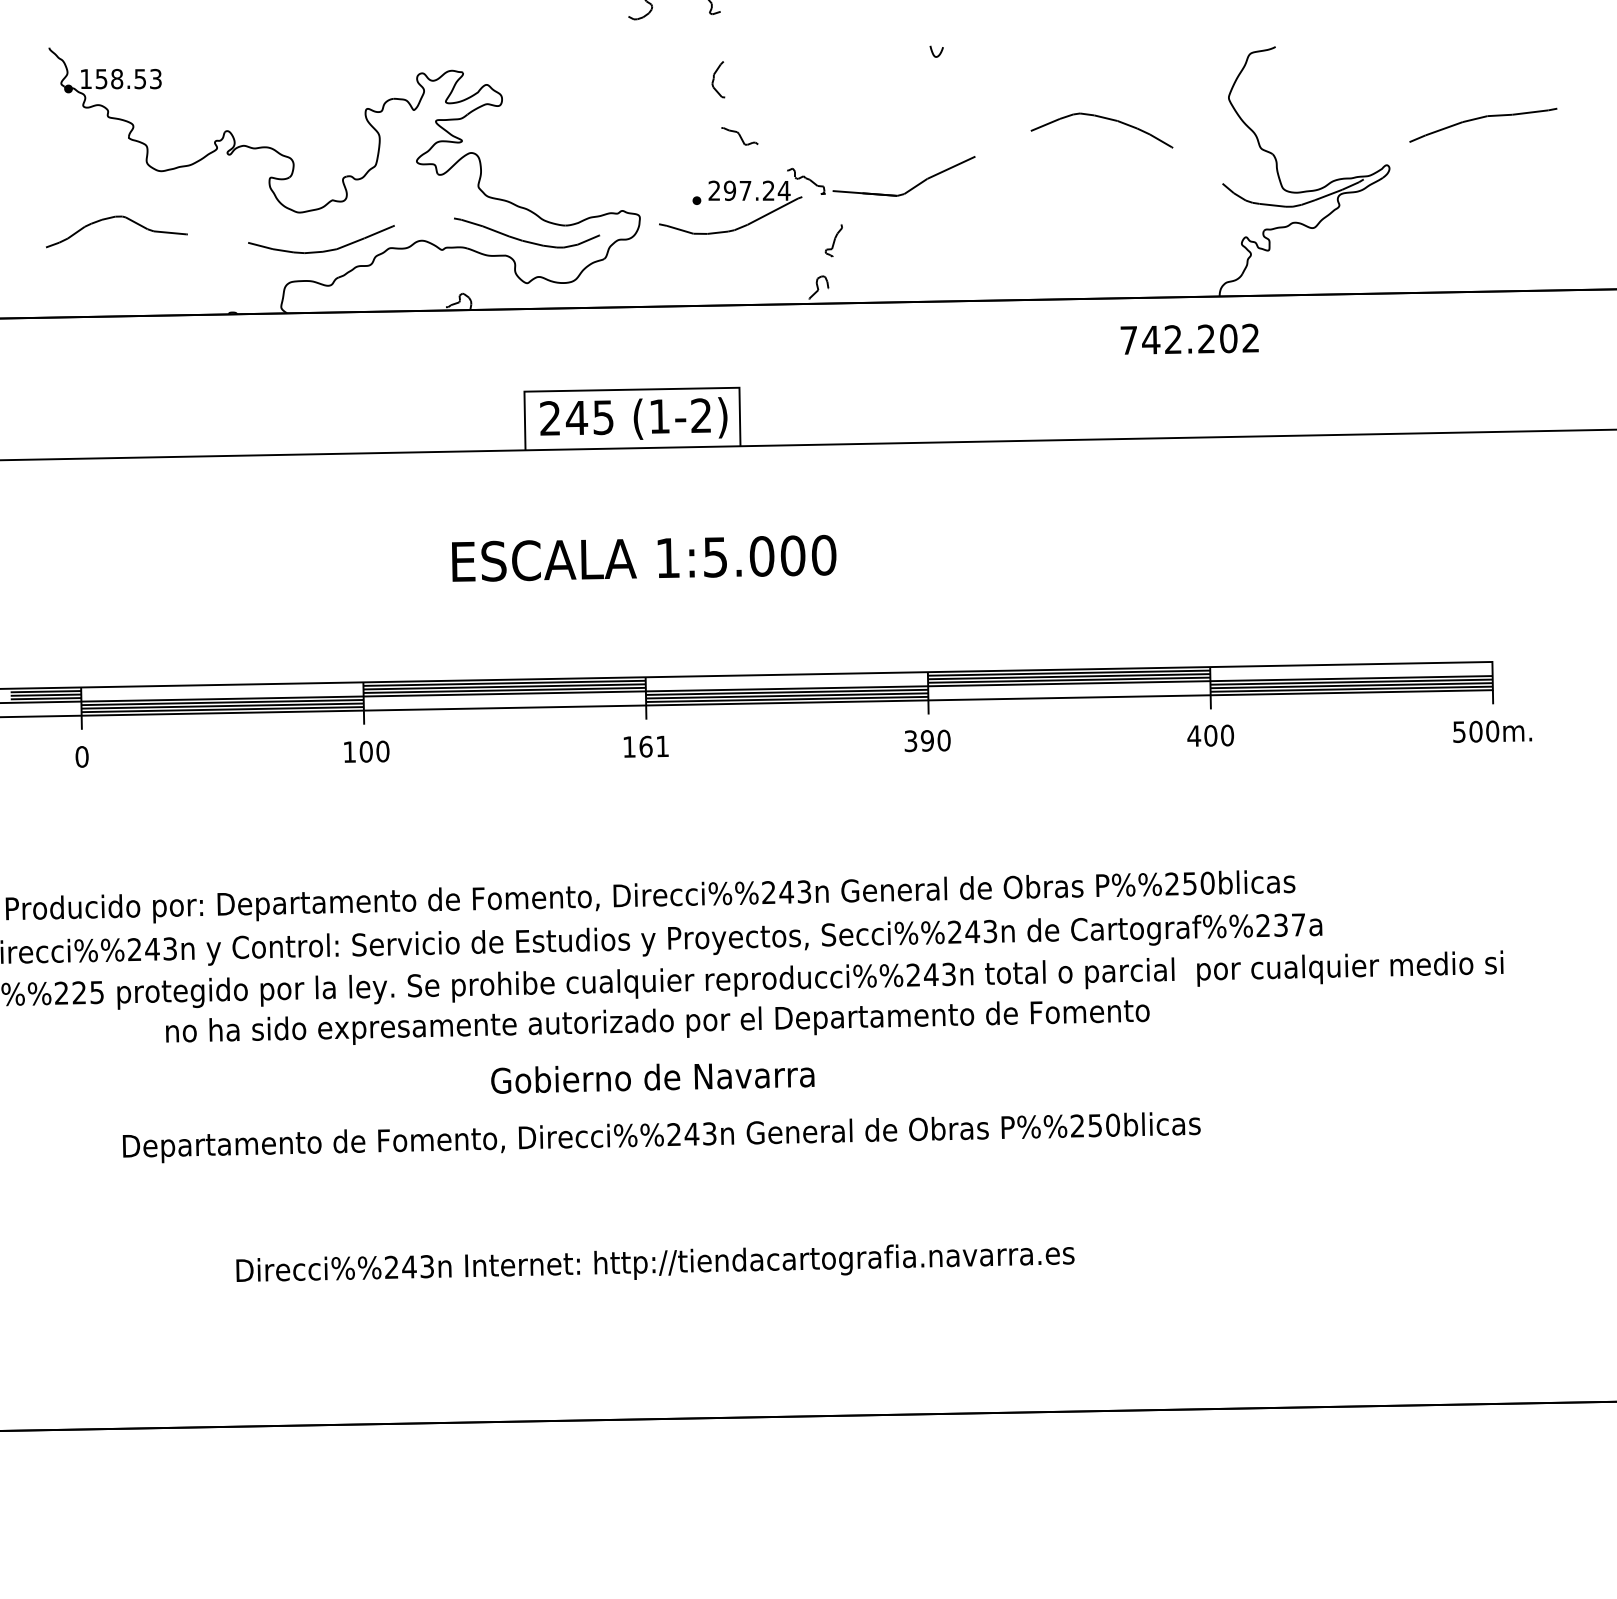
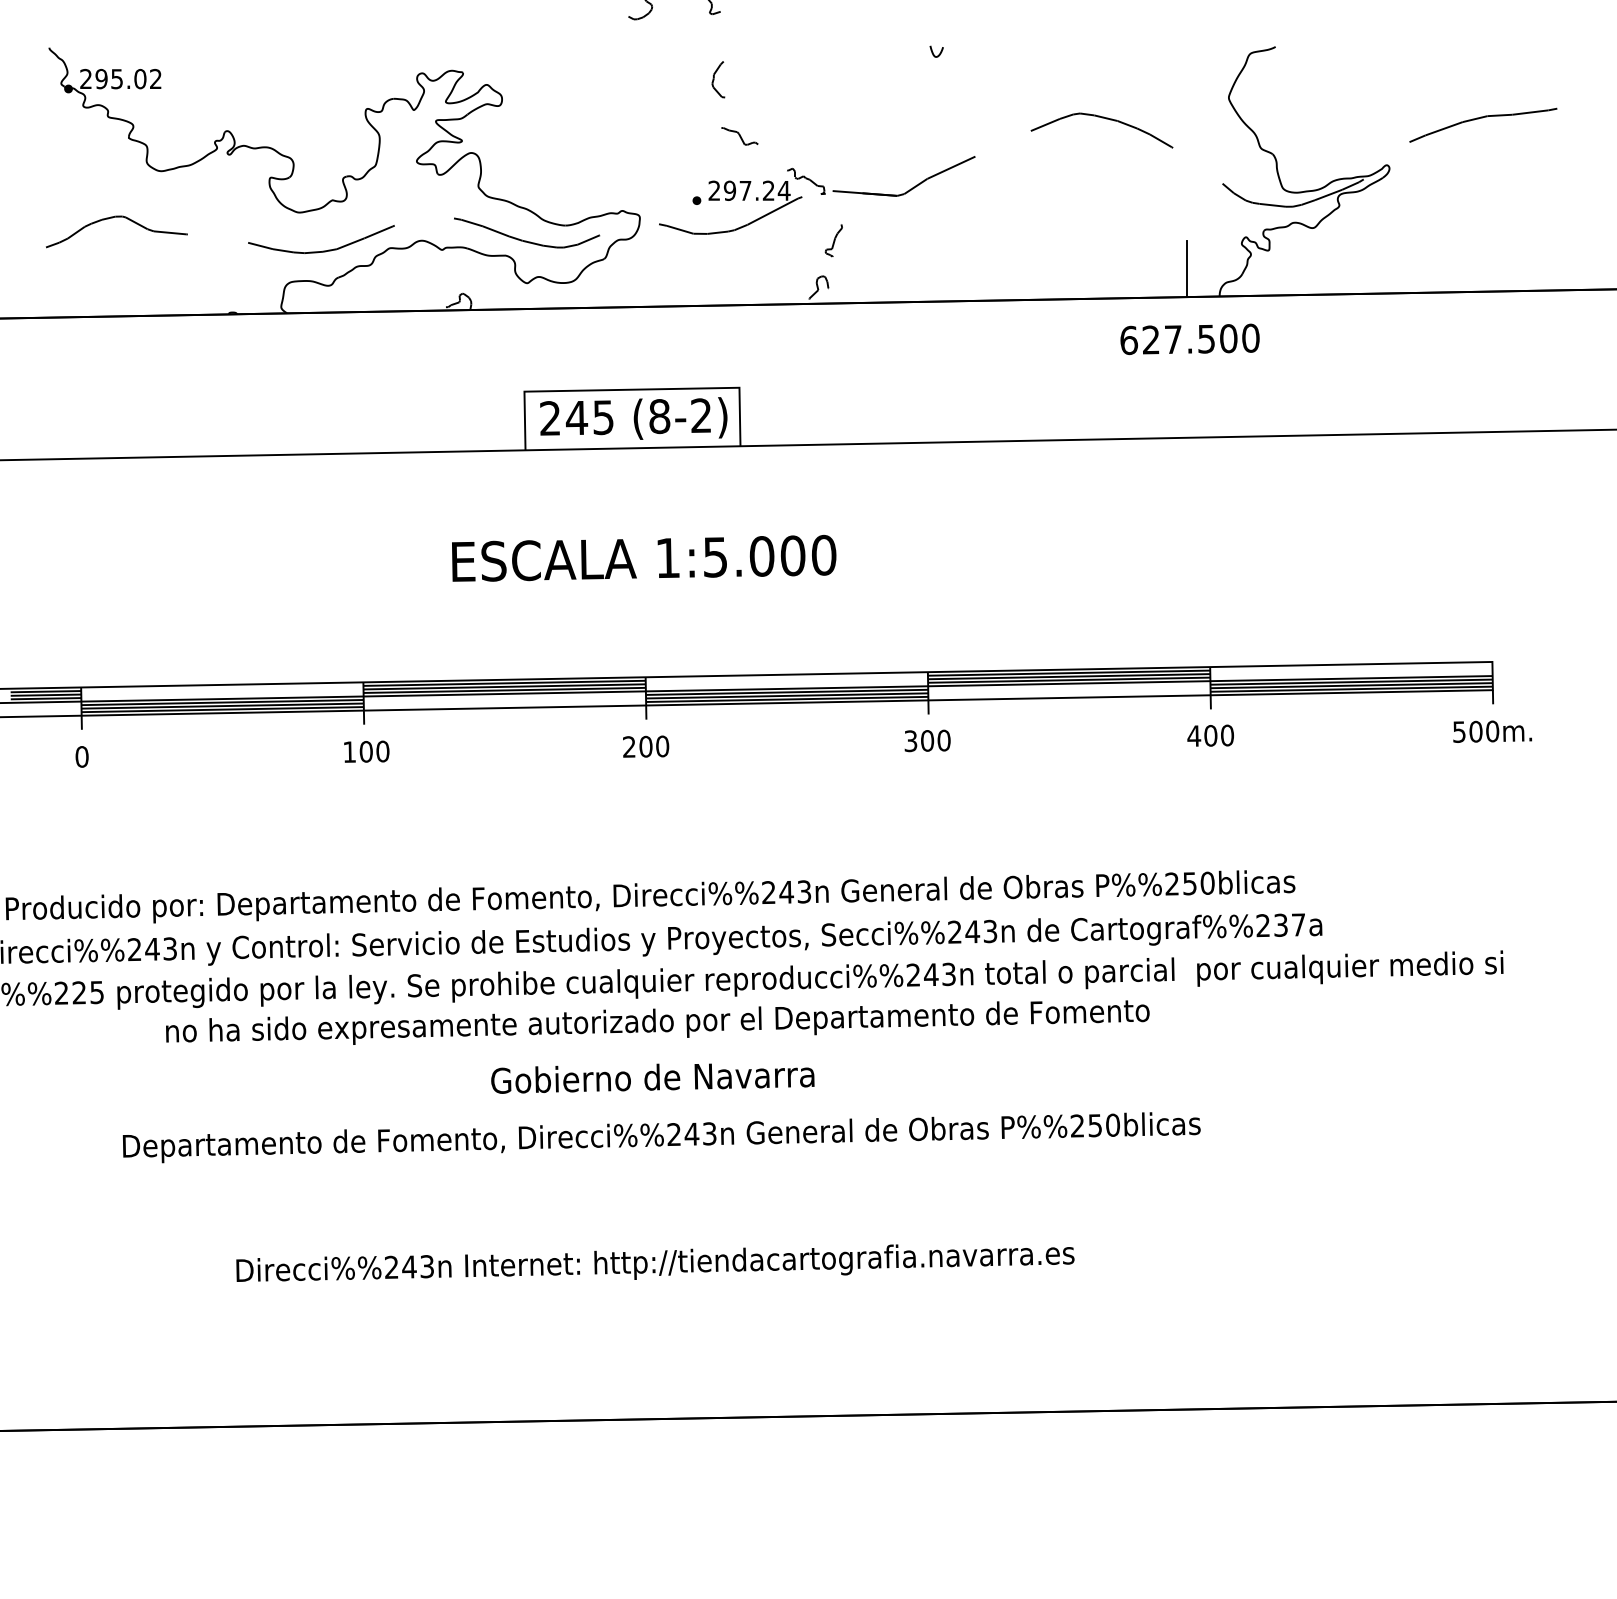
text: 158.53 -> 295.02 (120, 78)
line: none -> present (1186, 268)
text: 742.202 -> 627.500 (1189, 339)
text: (1-2) -> (8-2) (659, 416)
text: 390 -> 300 (927, 740)
text: 161 -> 200 (646, 746)
